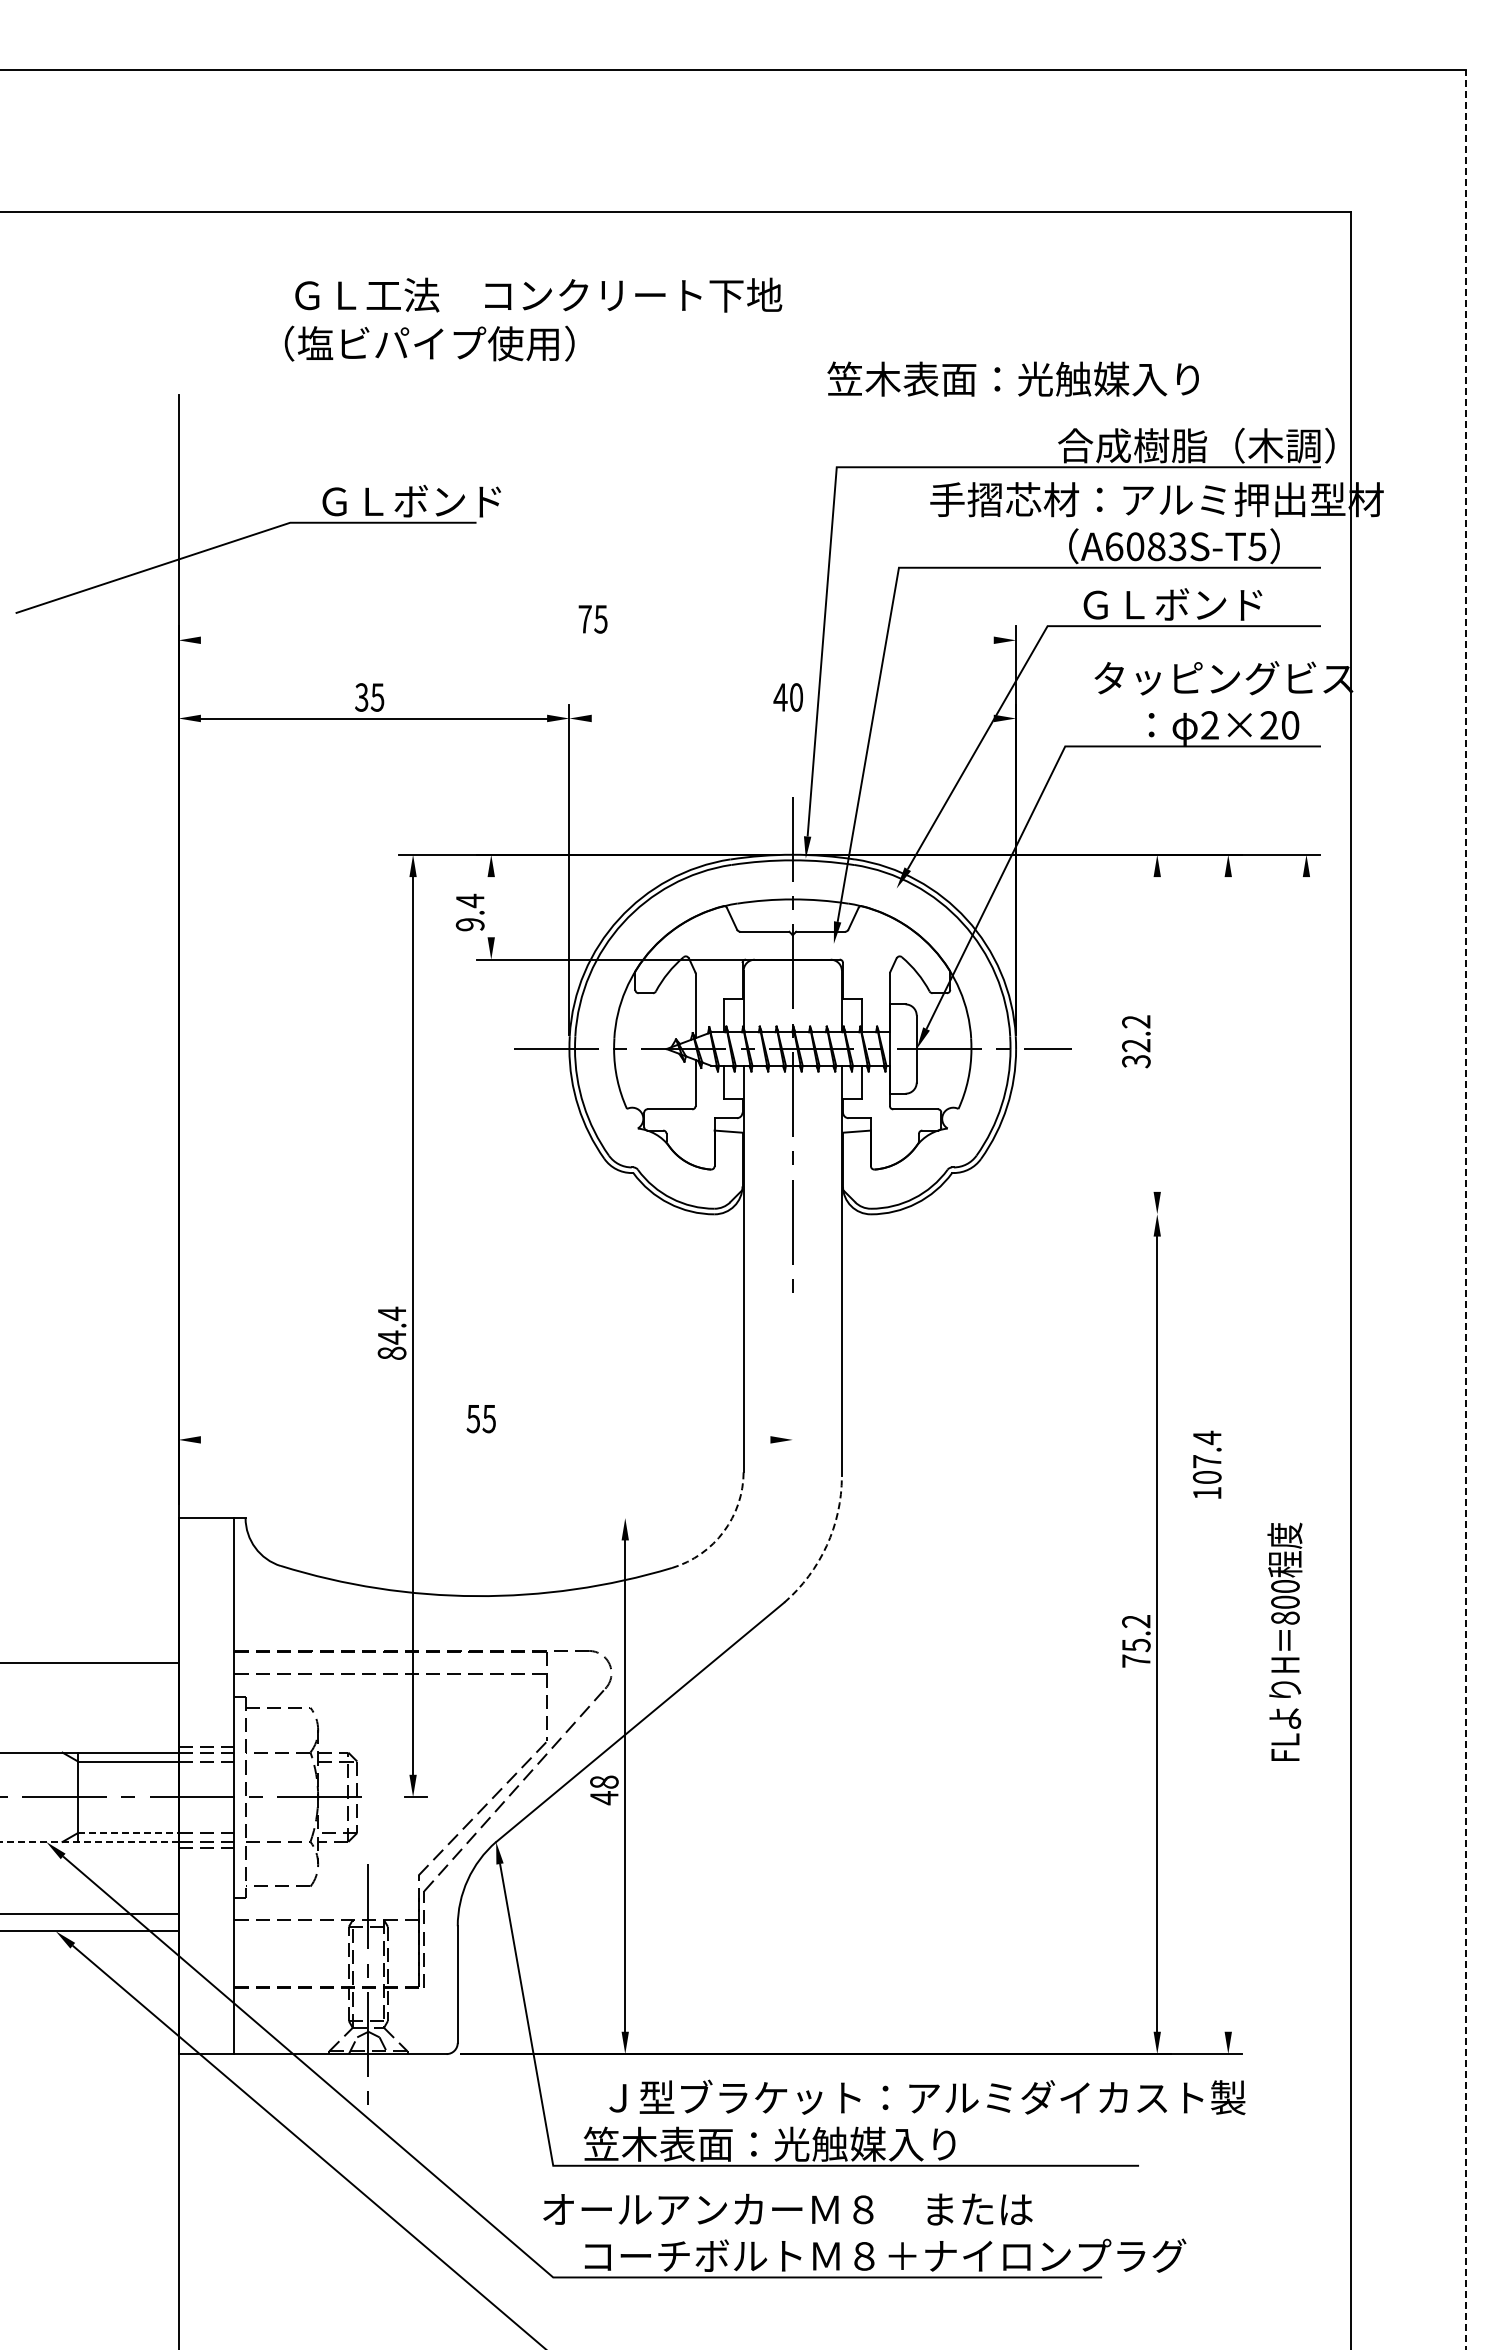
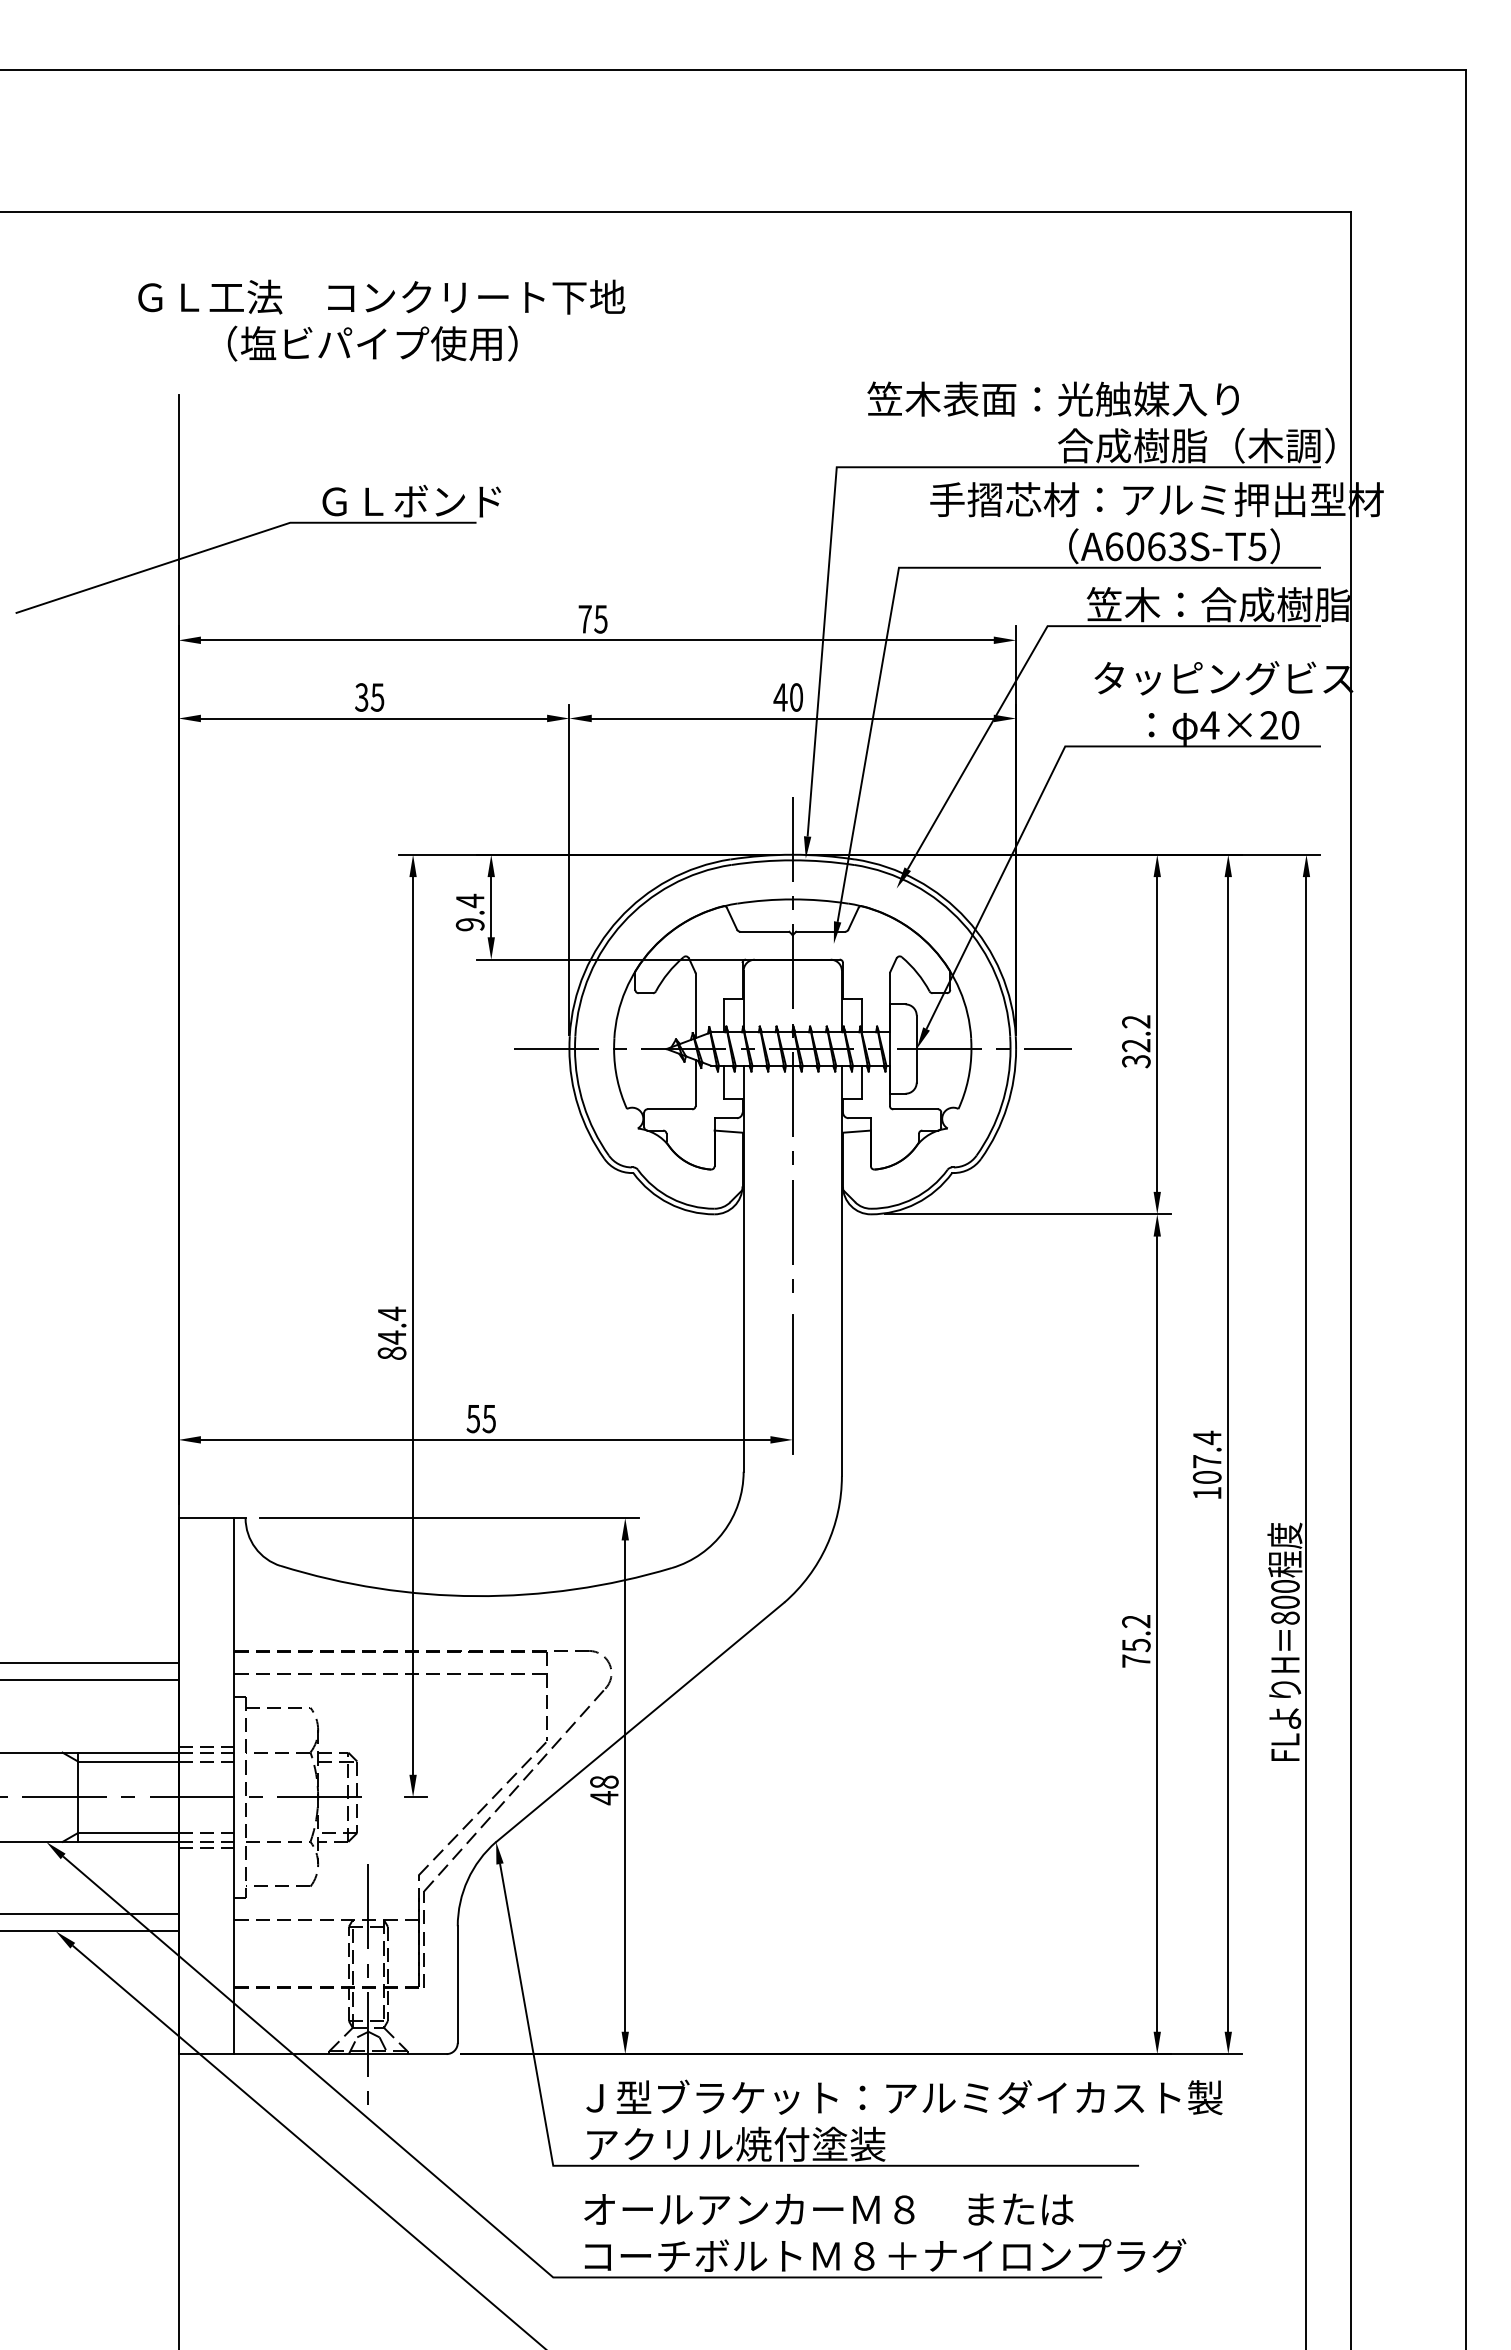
text position: (538, 294) -> (381, 296) (381, 296)
text position: (429, 343) -> (372, 343) (372, 343)
text position: (1012, 378) -> (1052, 398) (1052, 398)
text: A6083S-T5 -> A6063S-T5 (1156, 546)
text: ＧＬボンド -> 笠木：合成樹脂 (1216, 604)
line: none -> present (596, 640)
line: none -> present (792, 718)
text: 2×20 -> 4×20 (1209, 725)
line: none -> present (491, 907)
line: none -> present (1157, 1034)
line: dashed -> solid (1465, 1209)
line: none -> present (1027, 1214)
line: none -> present (792, 1384)
line: none -> present (485, 1439)
line: none -> present (1228, 1454)
line: none -> present (449, 1518)
arc: dashed -> solid (723, 1531)
arc: dashed -> solid (826, 1545)
line: none -> present (1306, 1611)
line: none -> present (90, 1679)
line: dashed -> solid (128, 1833)
line: dashed -> solid (89, 1841)
text position: (927, 2096) -> (904, 2096) (904, 2096)
text: 笠木表面：光触媒入り -> アクリル焼付塗装 (769, 2143)
text position: (787, 2209) -> (828, 2209) (828, 2209)
